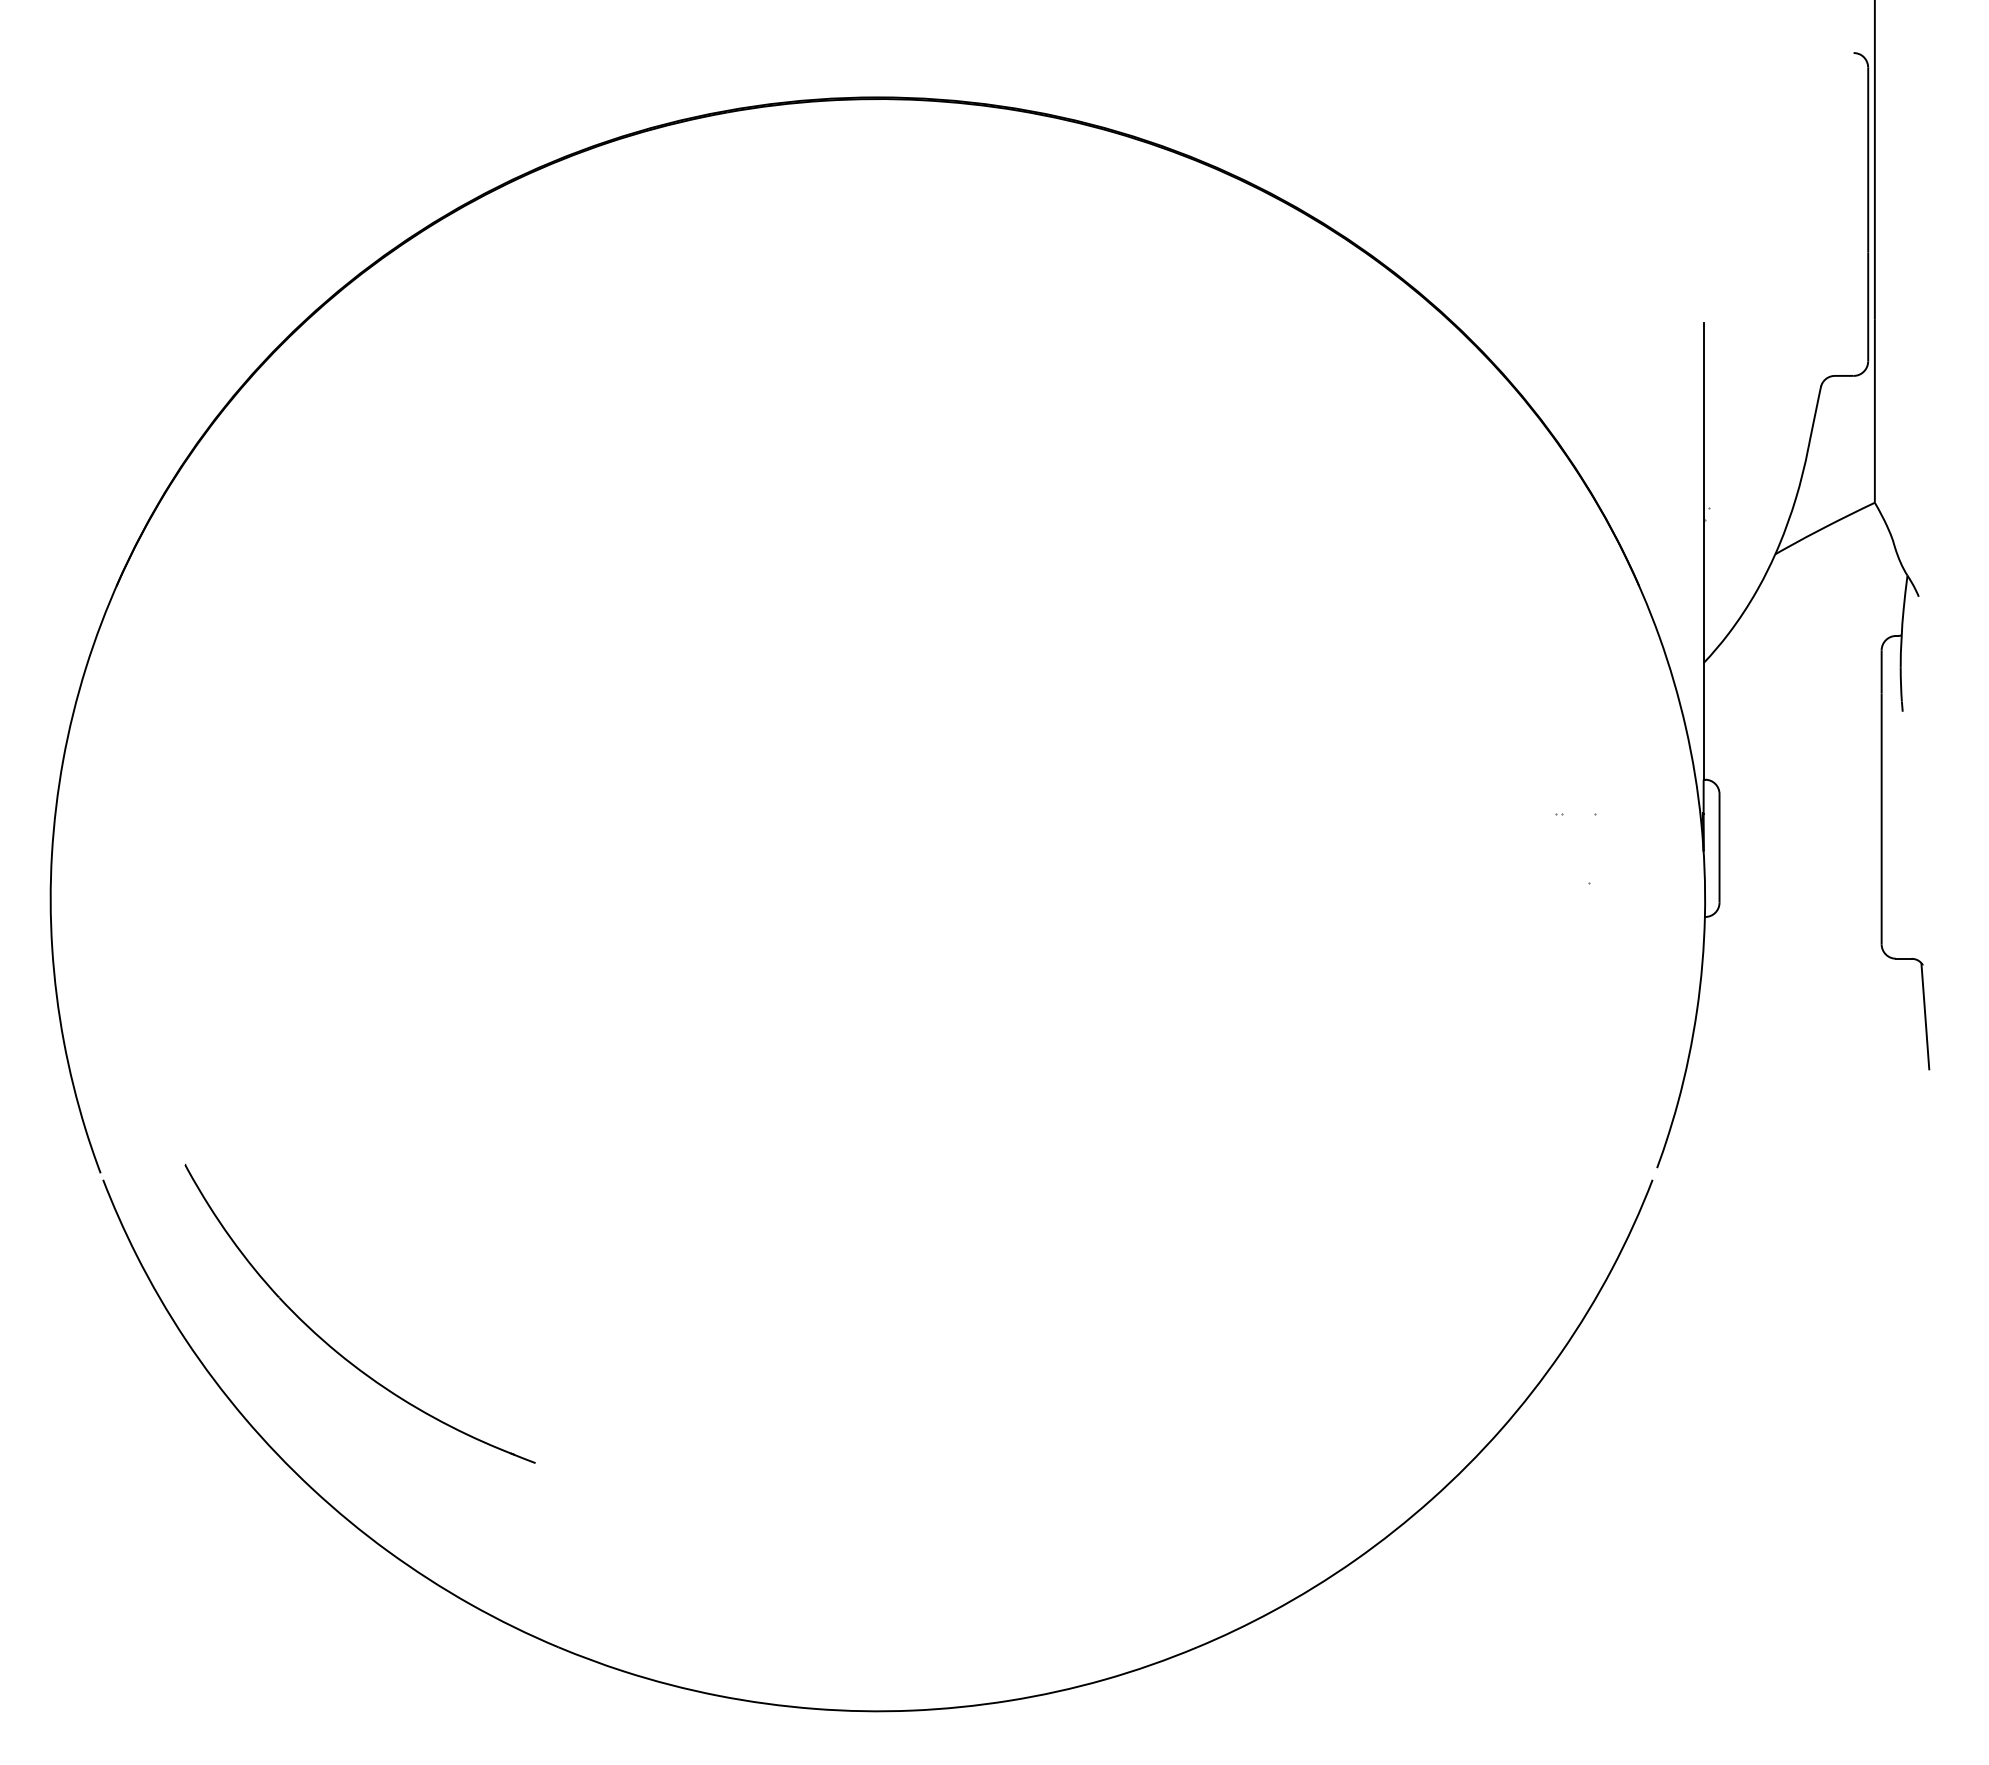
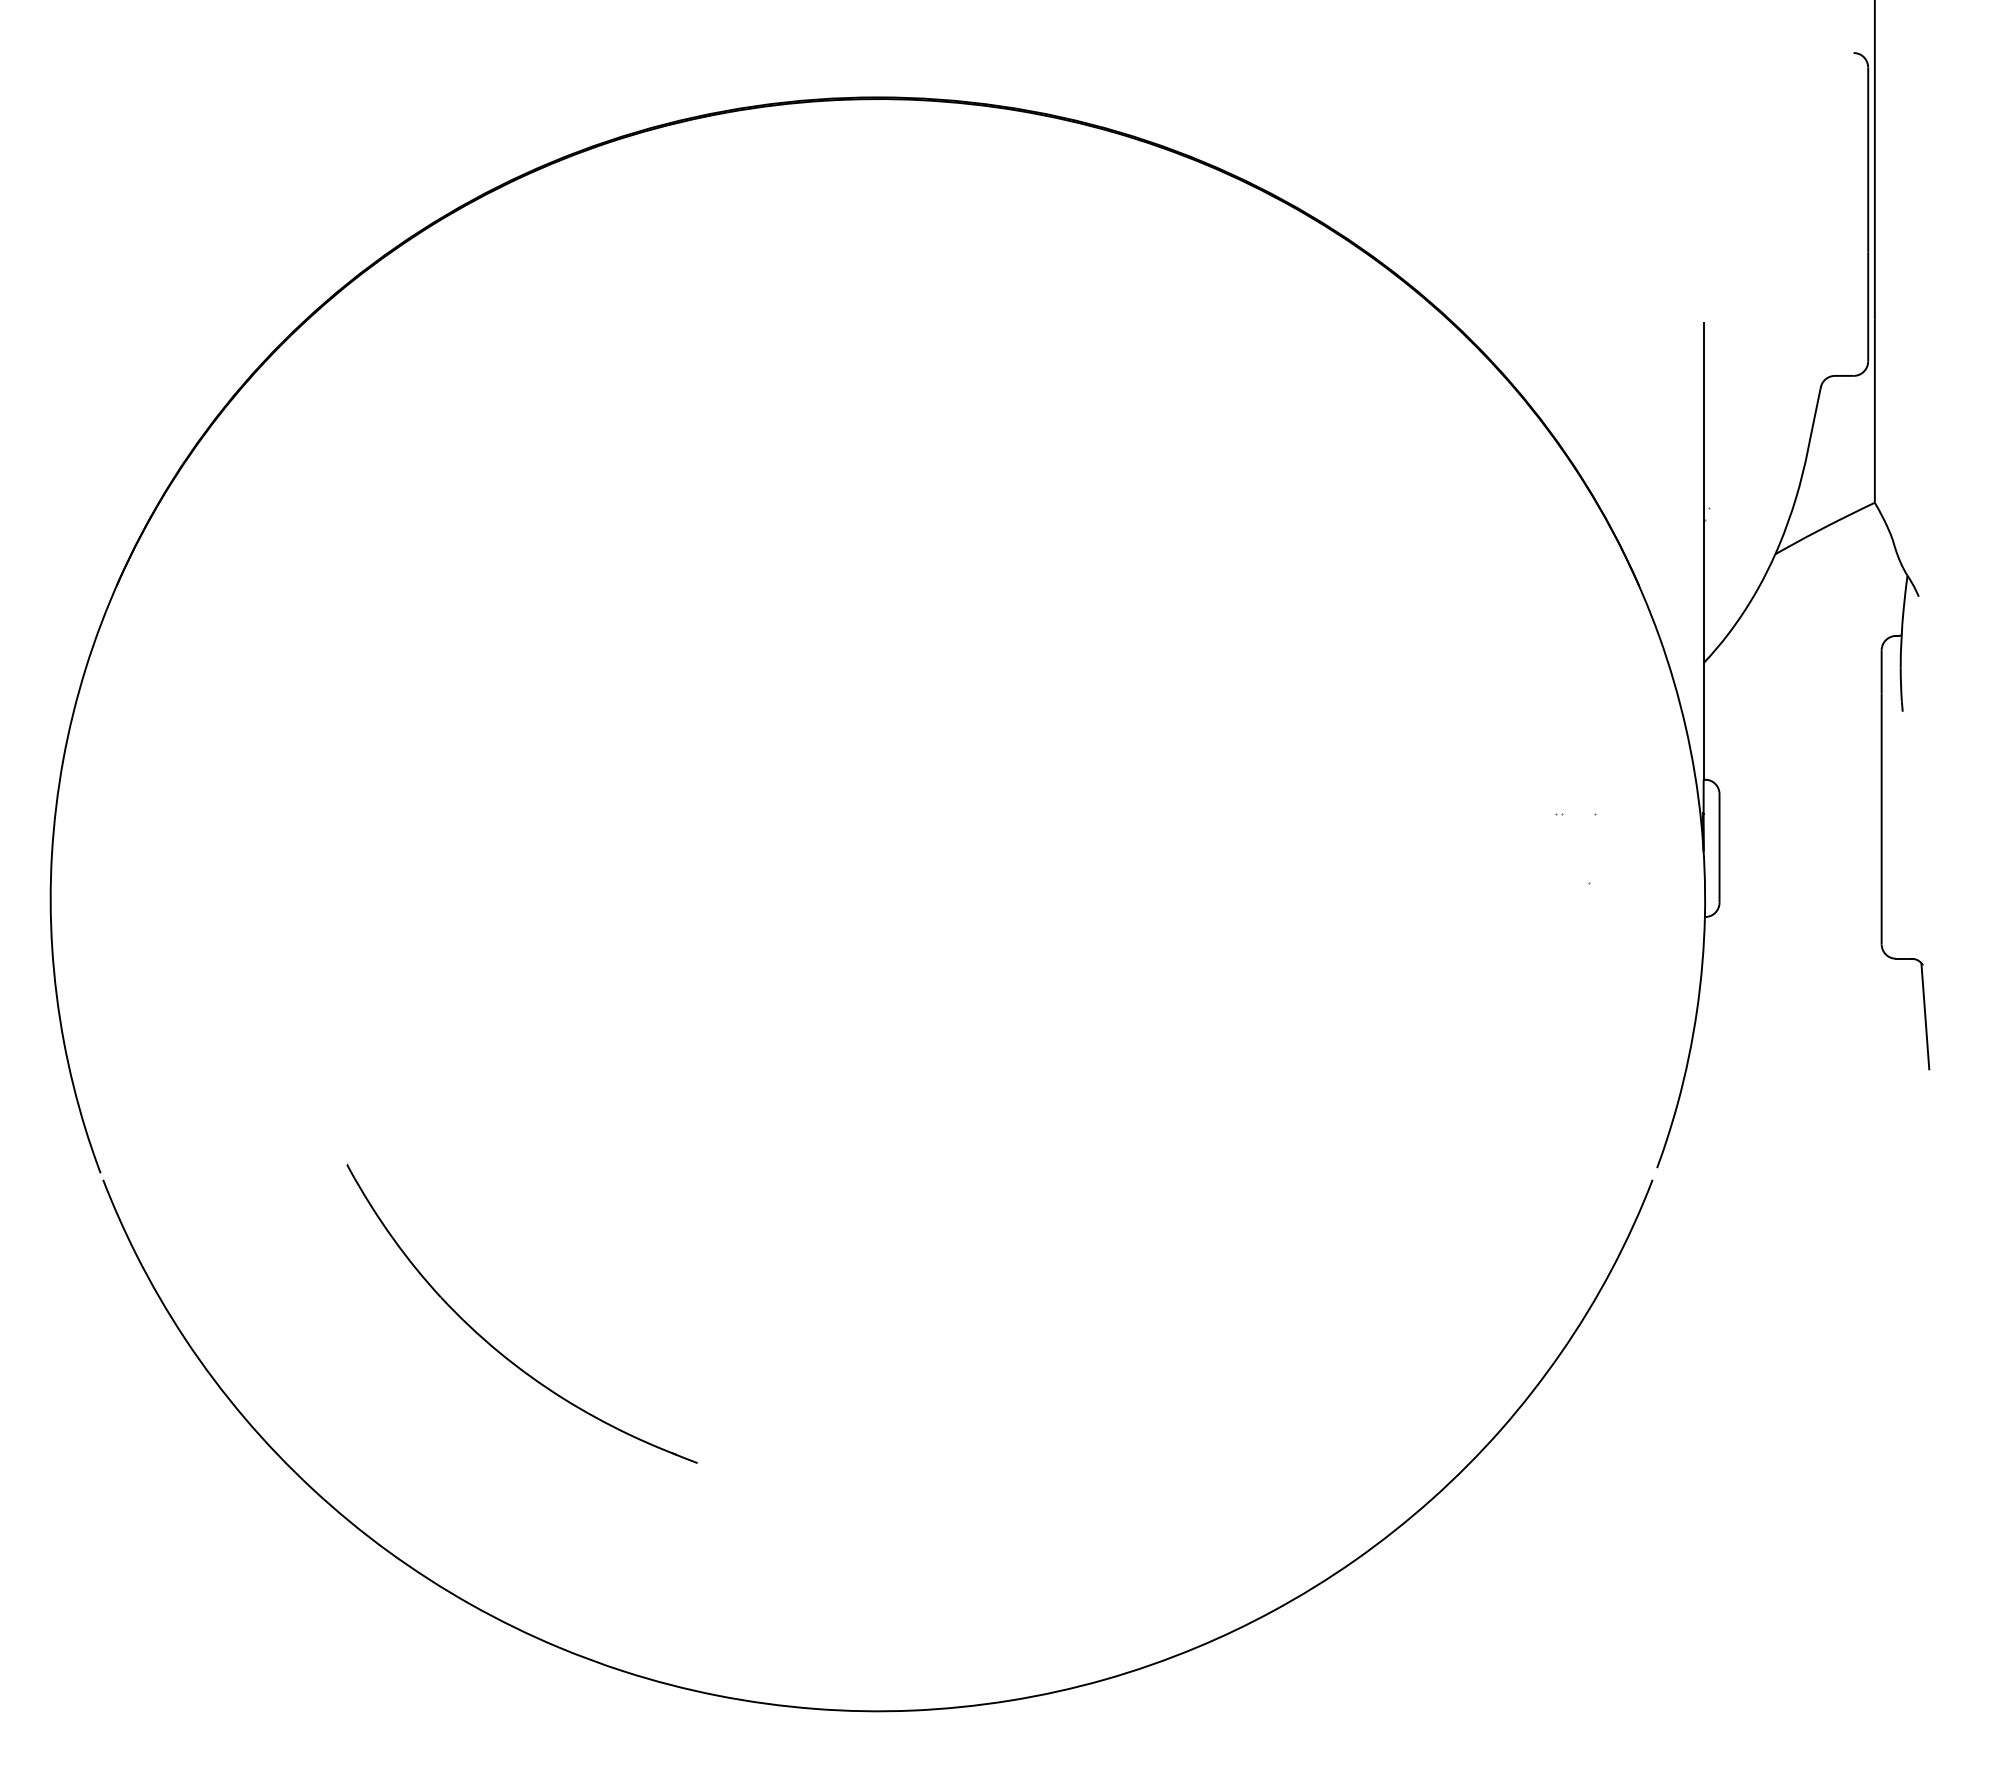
part position: (334, 1348) -> (496, 1348) (496, 1348)
